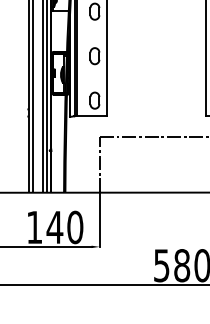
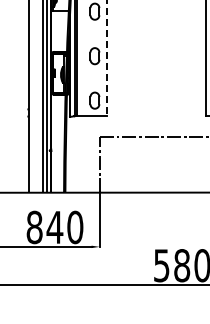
line: solid -> dashed (107, 58)
line: present -> none (33, 97)
text: 140 -> 840 (34, 227)
